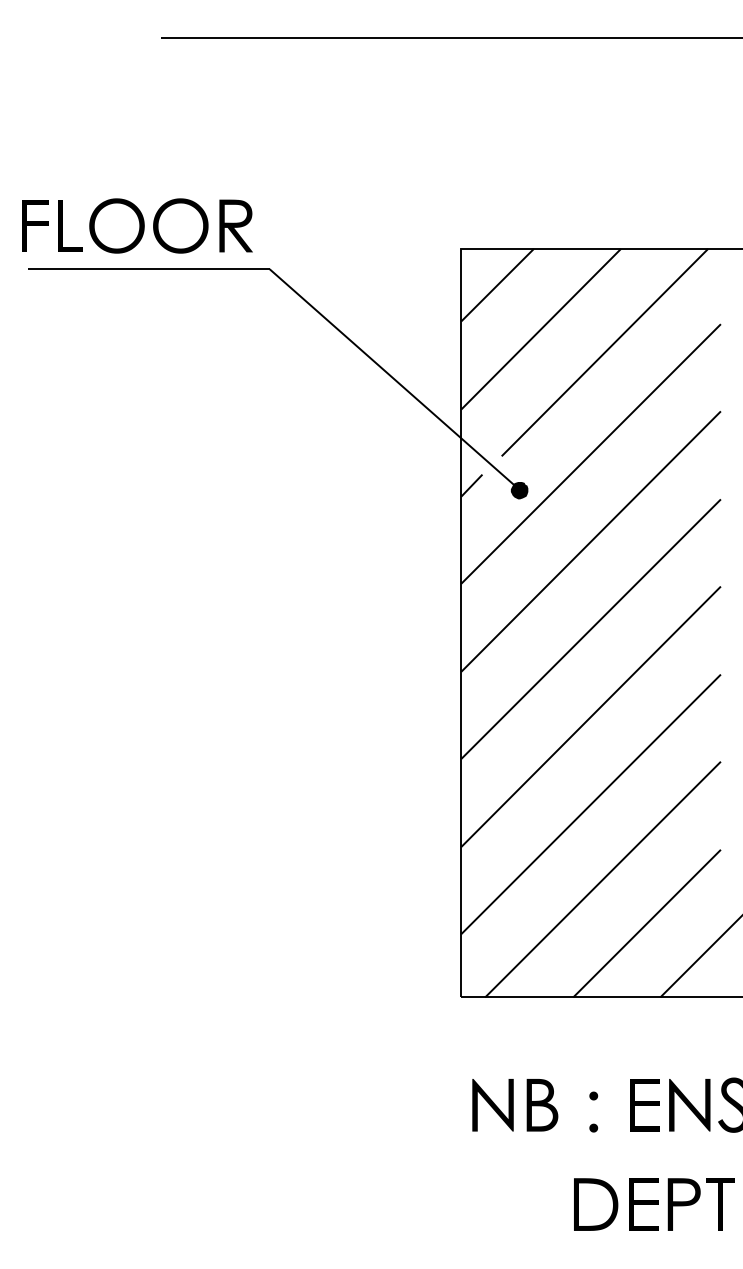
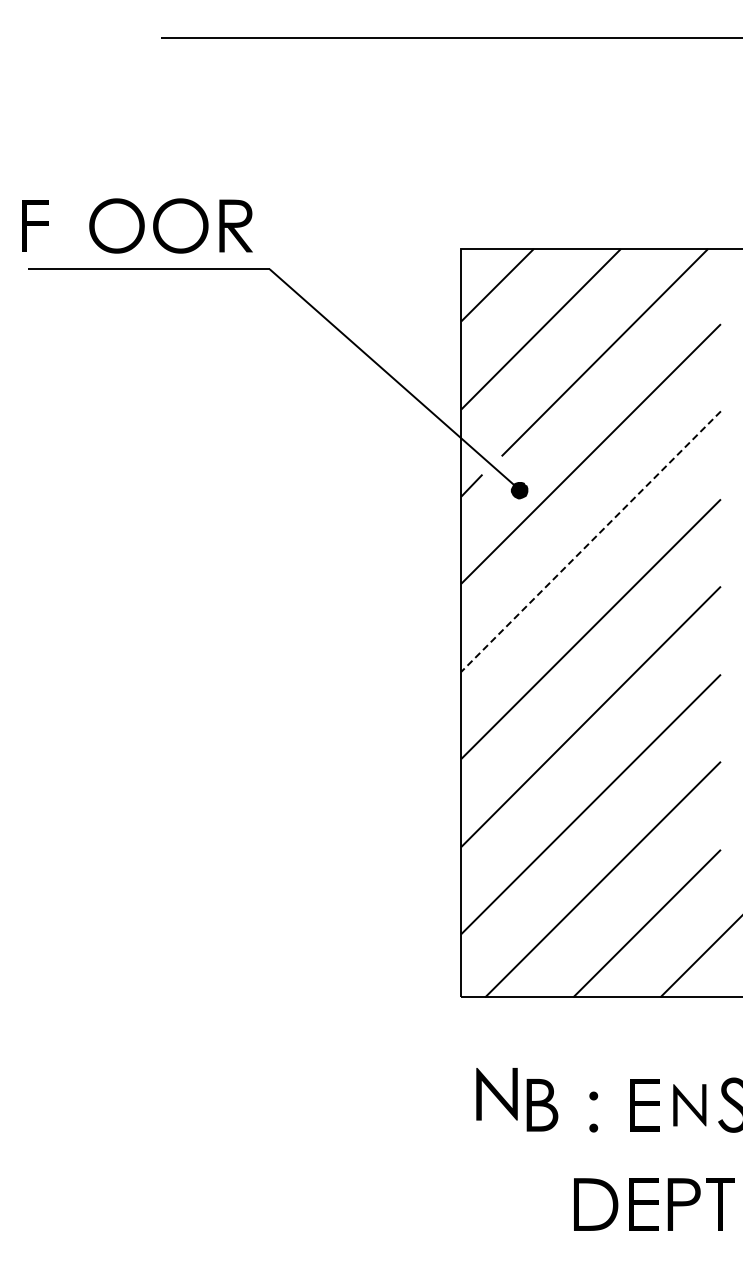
fill: present -> none (70, 225)
line: solid -> dashed (591, 541)
part position: (492, 1105) -> (496, 1094) (496, 1094)
part size: 42x53 px -> 34x43 px (689, 1105)
